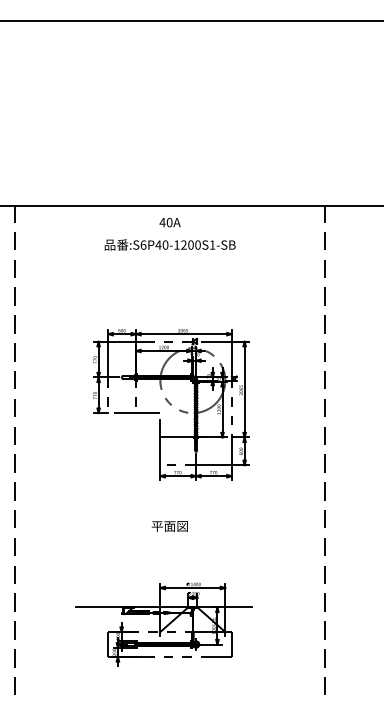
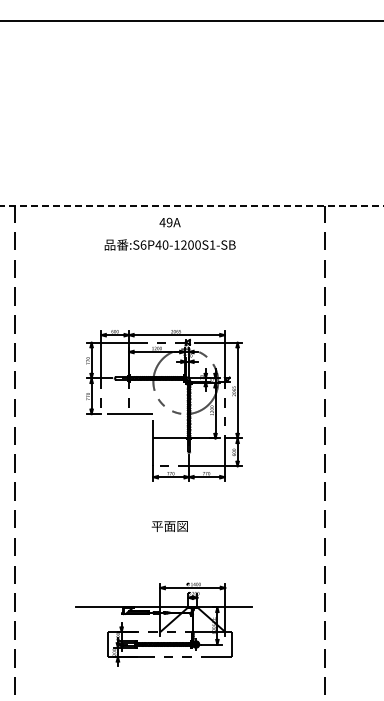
line: solid -> dashed (191, 206)
text: 40A -> 49A (169, 222)
part position: (171, 404) -> (164, 405) (164, 405)
